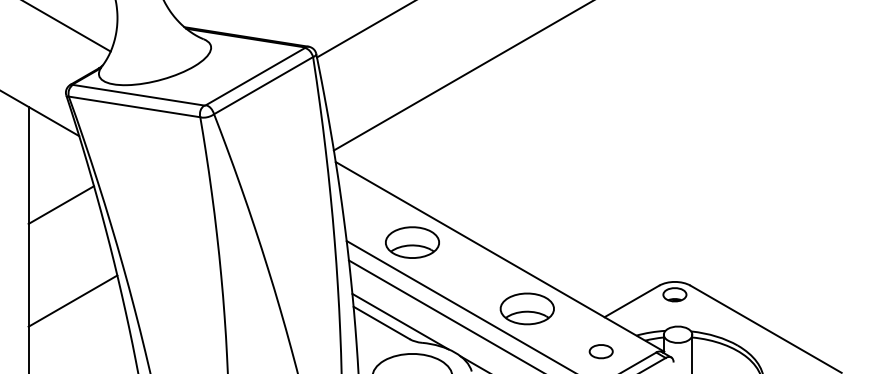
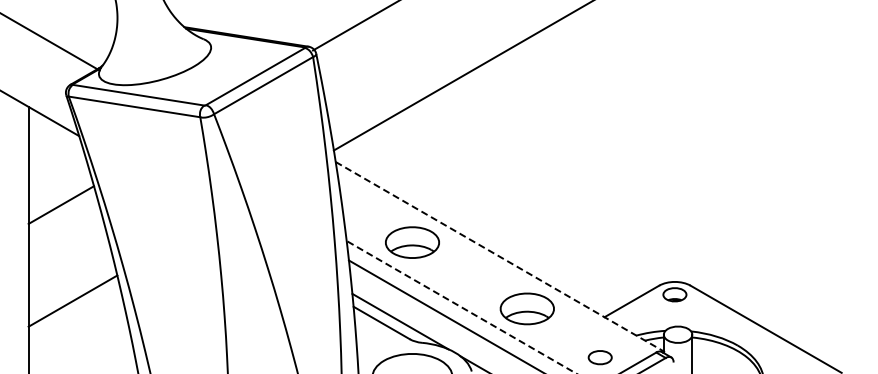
line position: (67, 26) -> (50, 42) (50, 42)
line position: (364, 29) -> (354, 26) (354, 26)
line: solid -> dashed (499, 256)
line: solid -> dashed (461, 307)
part position: (600, 351) -> (599, 357) (599, 357)
